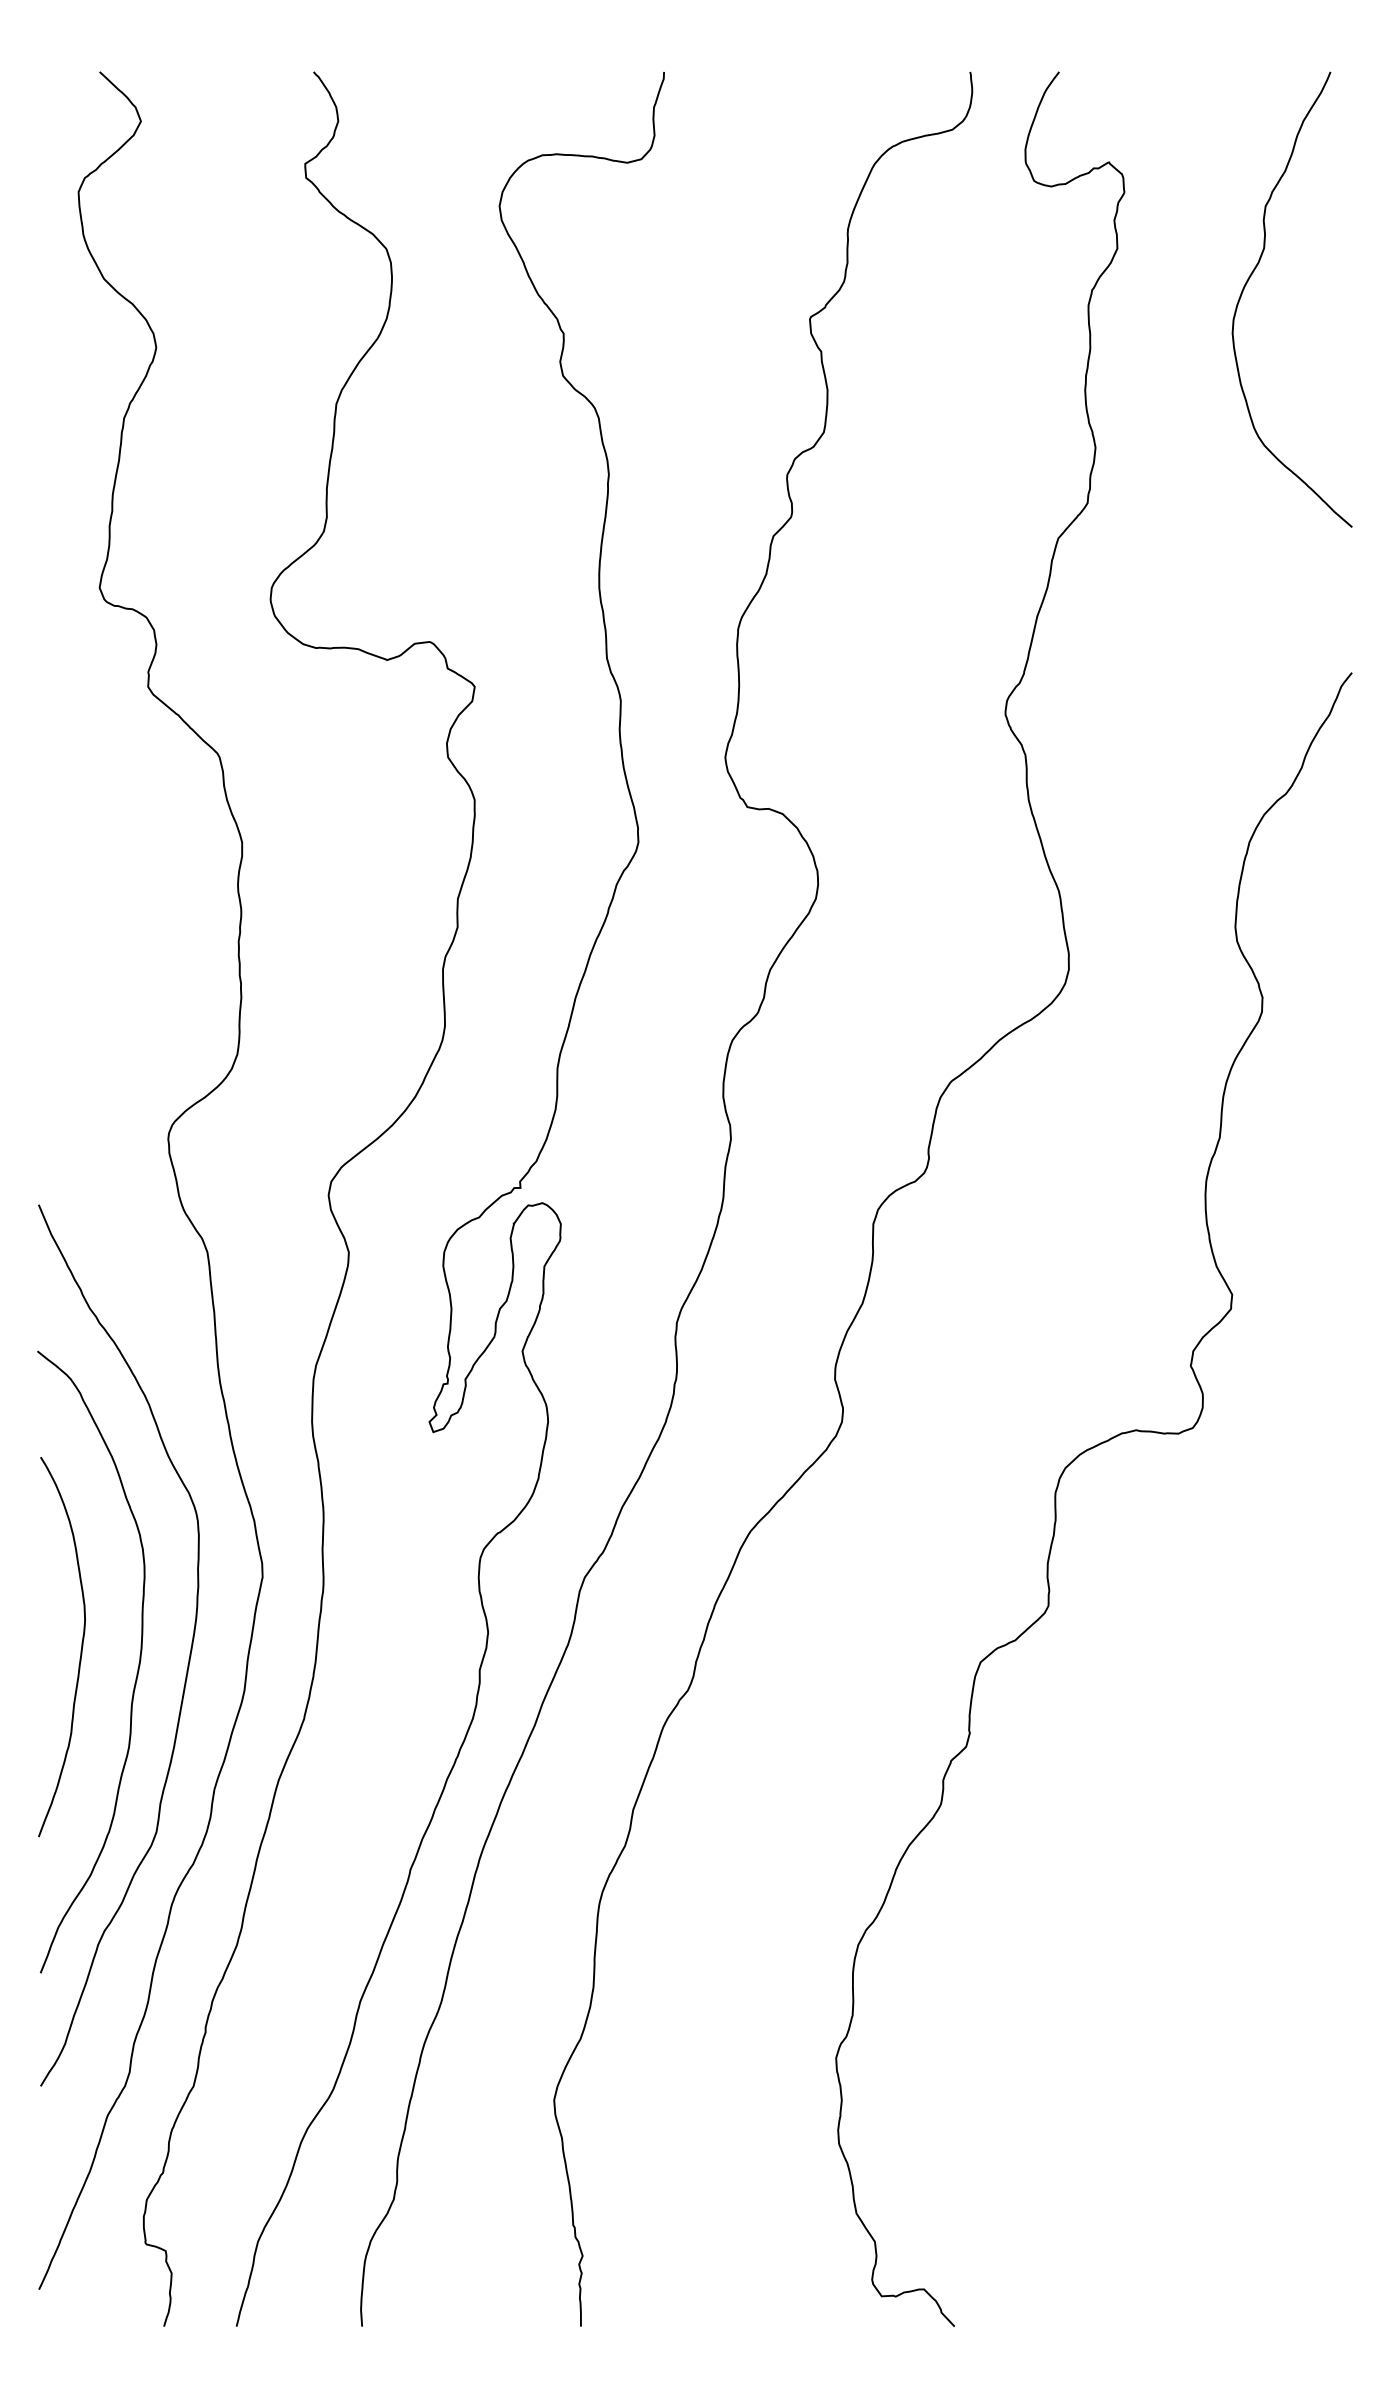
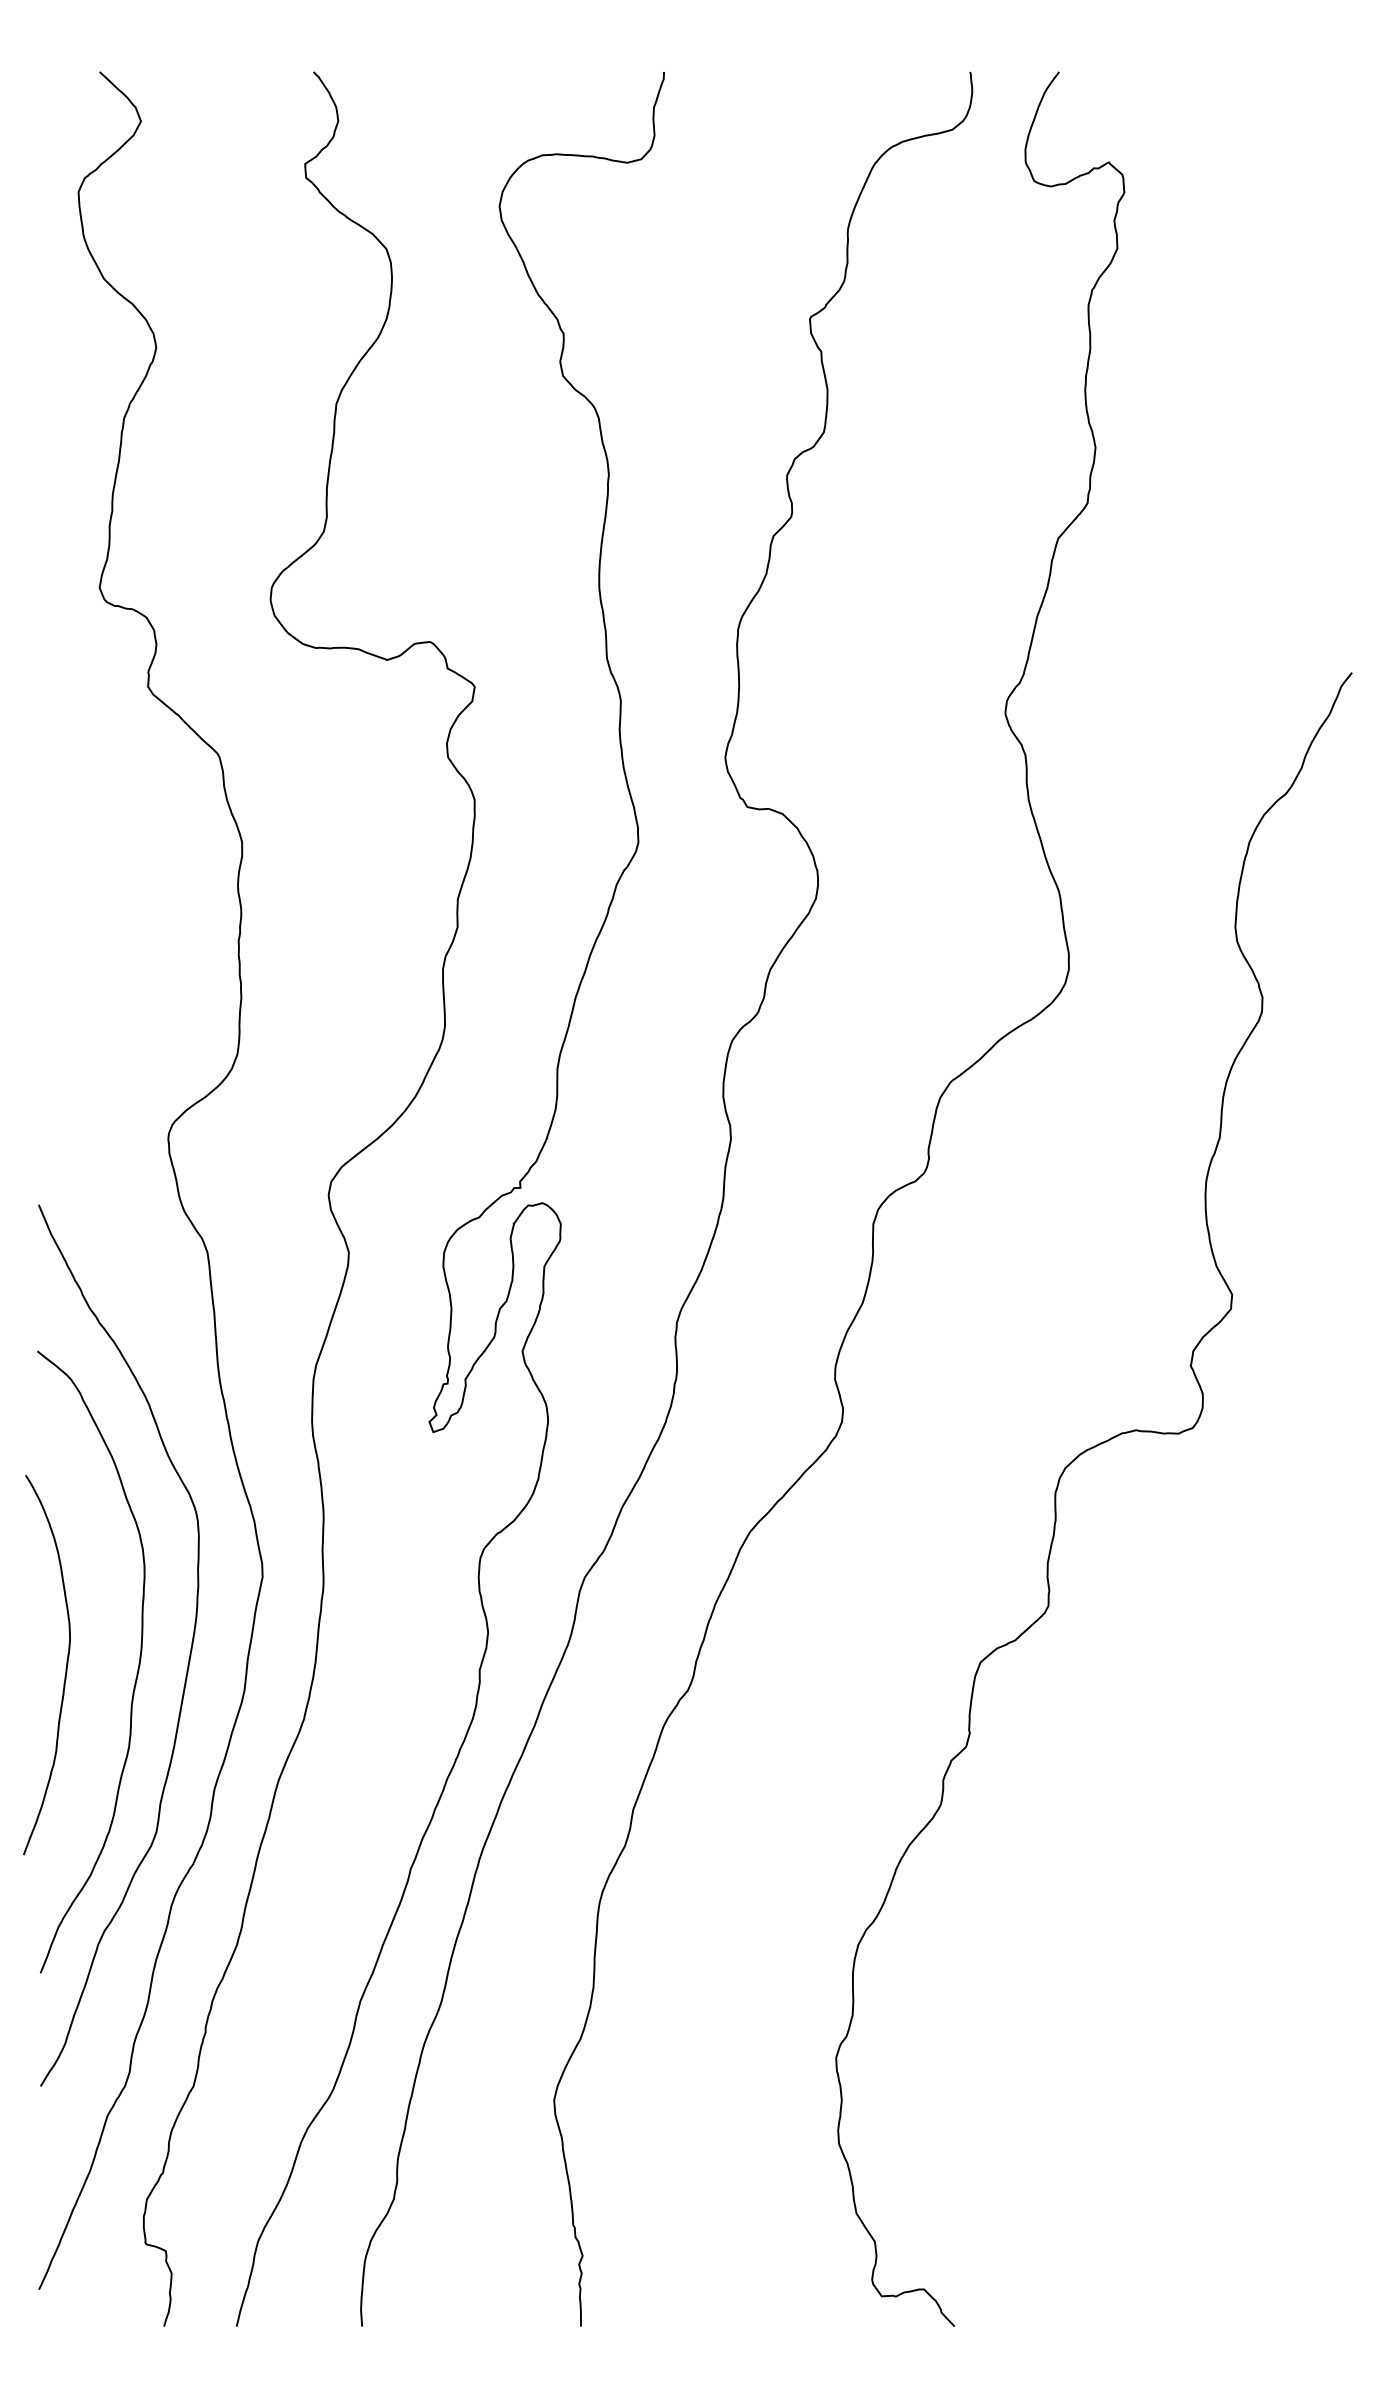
curve: present -> none (1251, 276)
curve position: (80, 1650) -> (65, 1668) (65, 1668)
